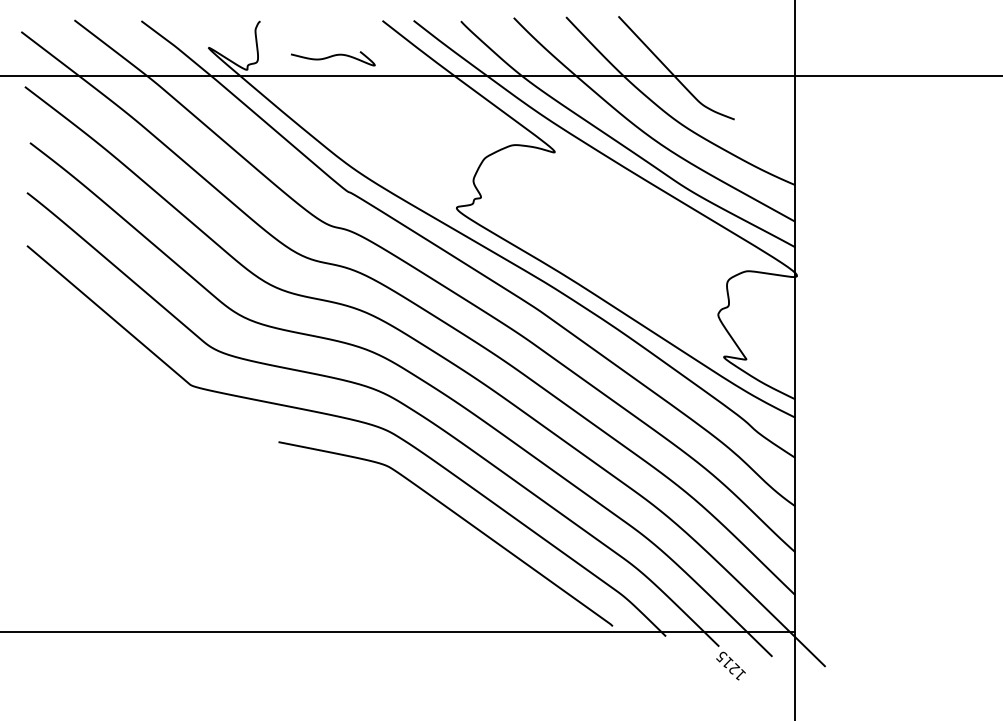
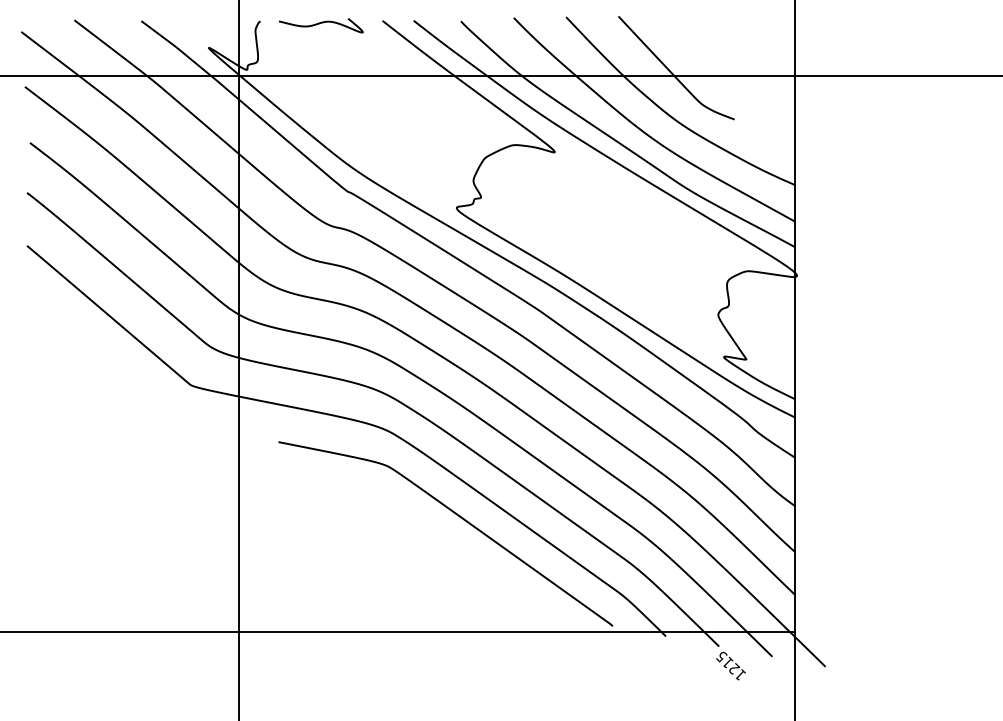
curve position: (333, 56) -> (321, 23) (321, 23)
line: none -> present (239, 359)
